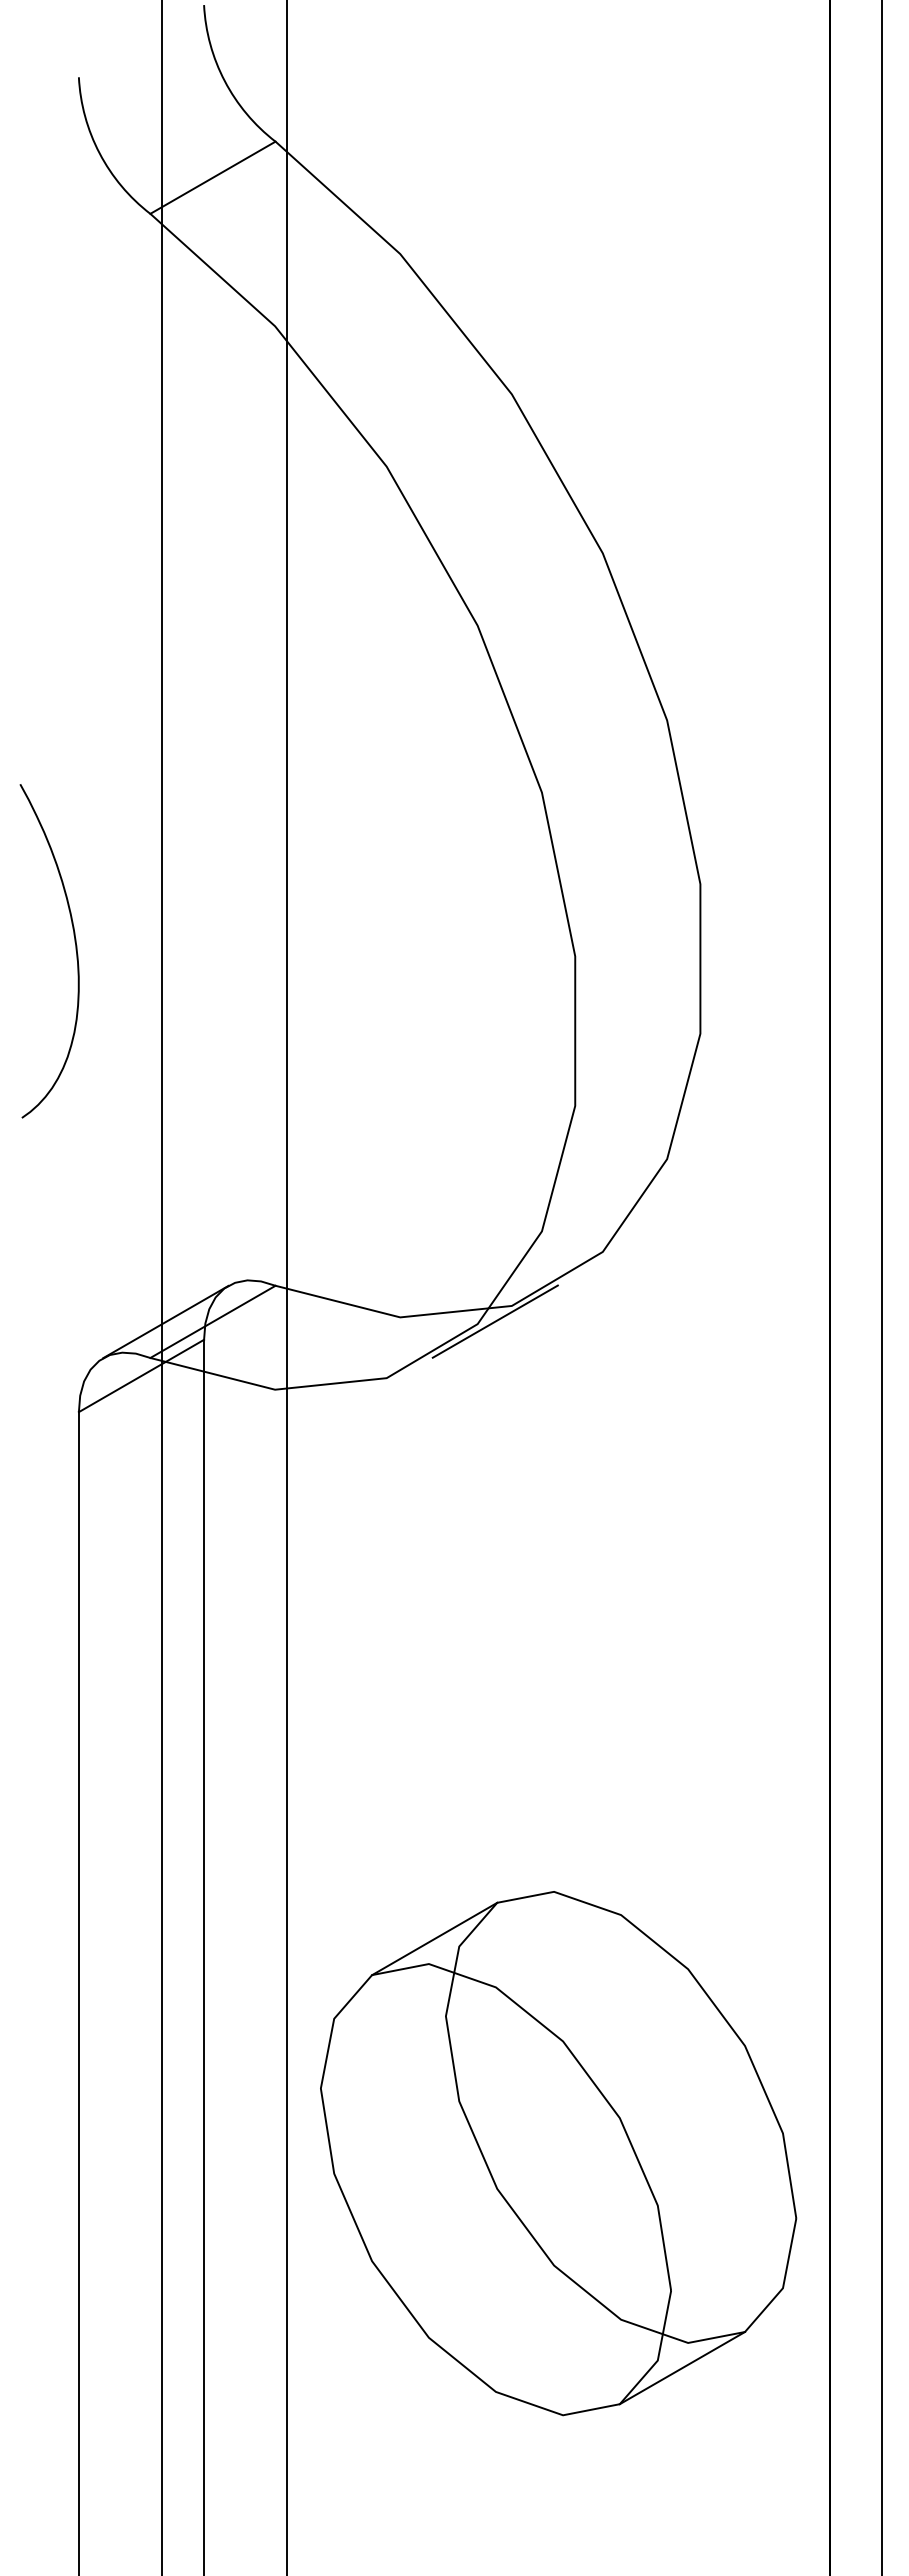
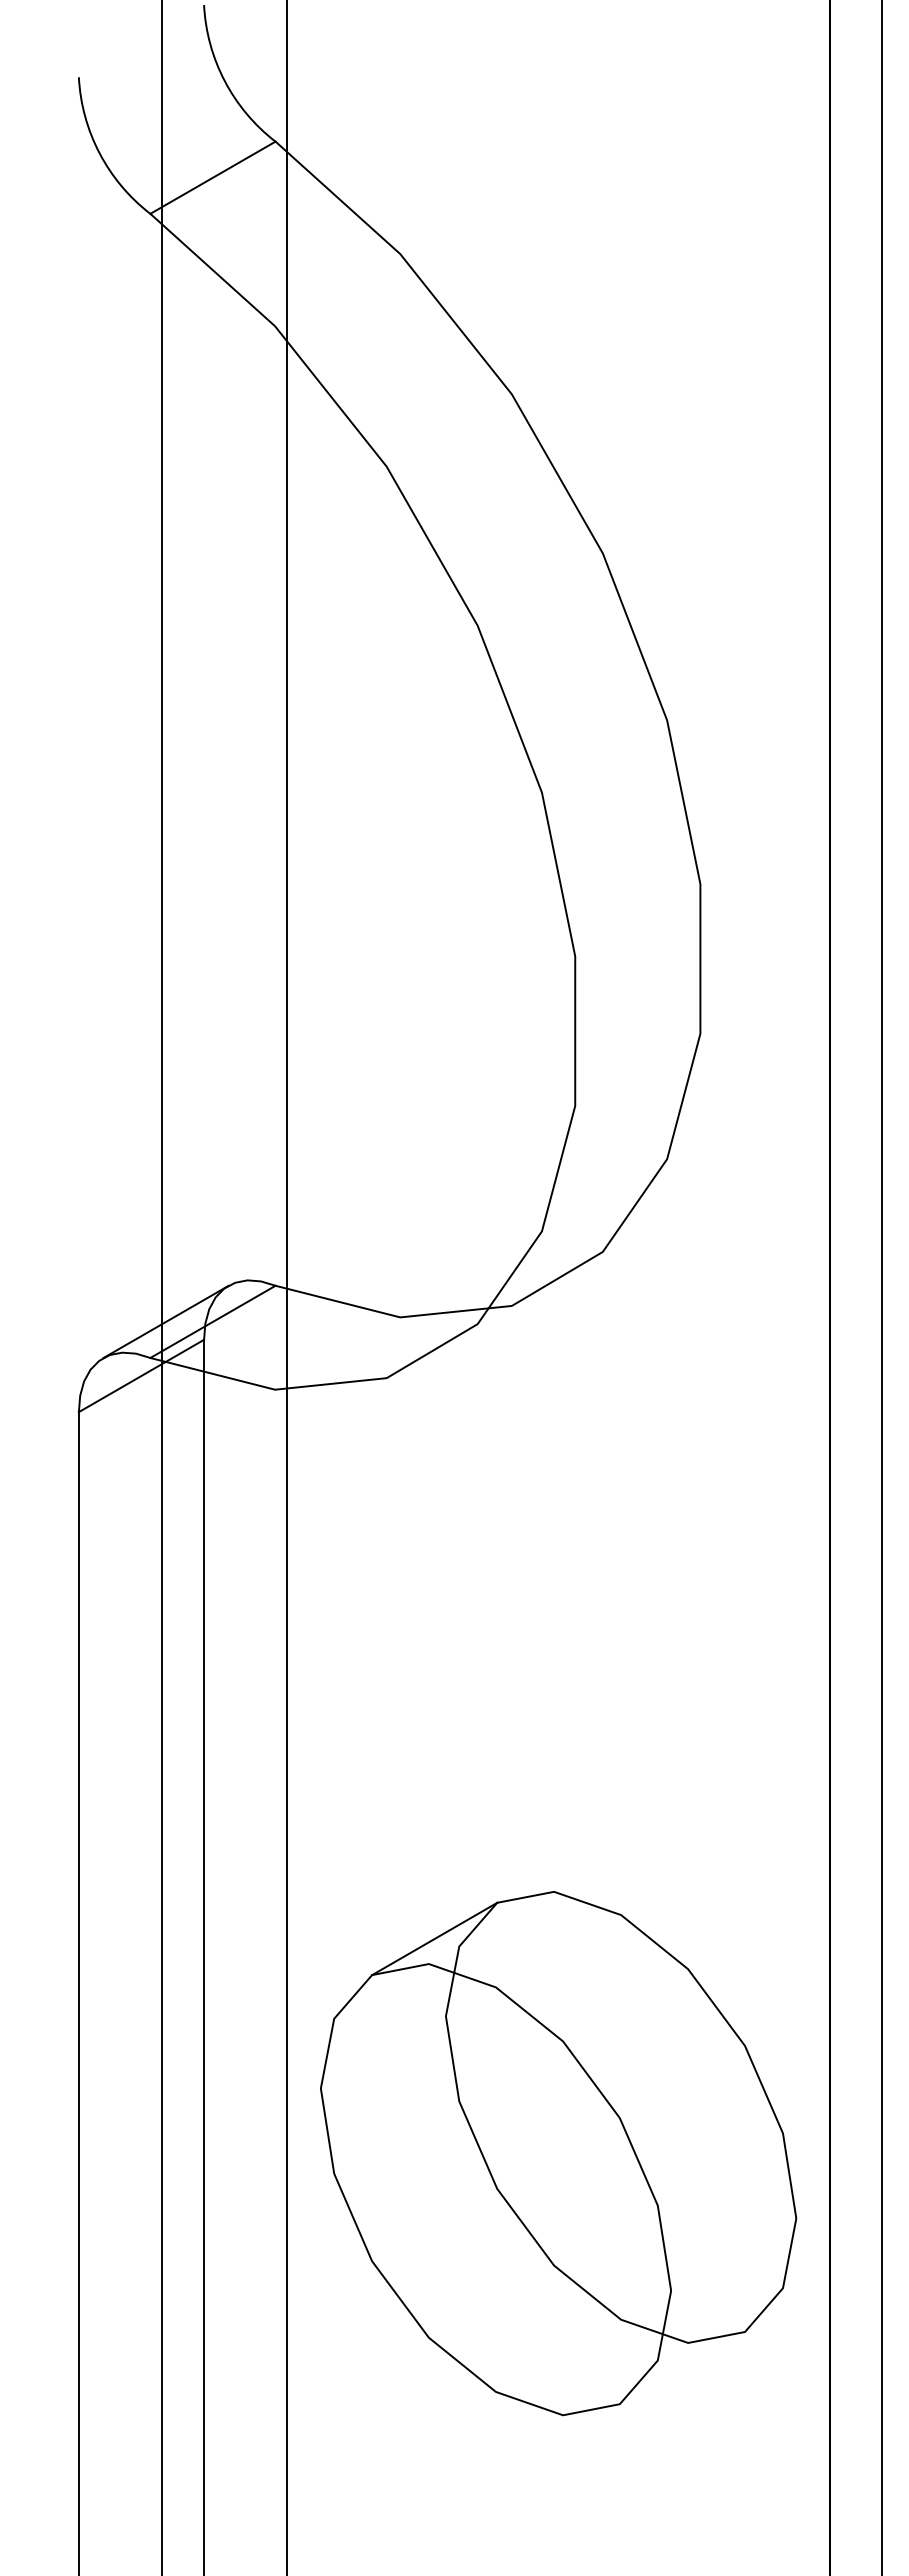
curve: present -> none (75, 950)
line: present -> none (494, 1321)
line: present -> none (682, 2368)
